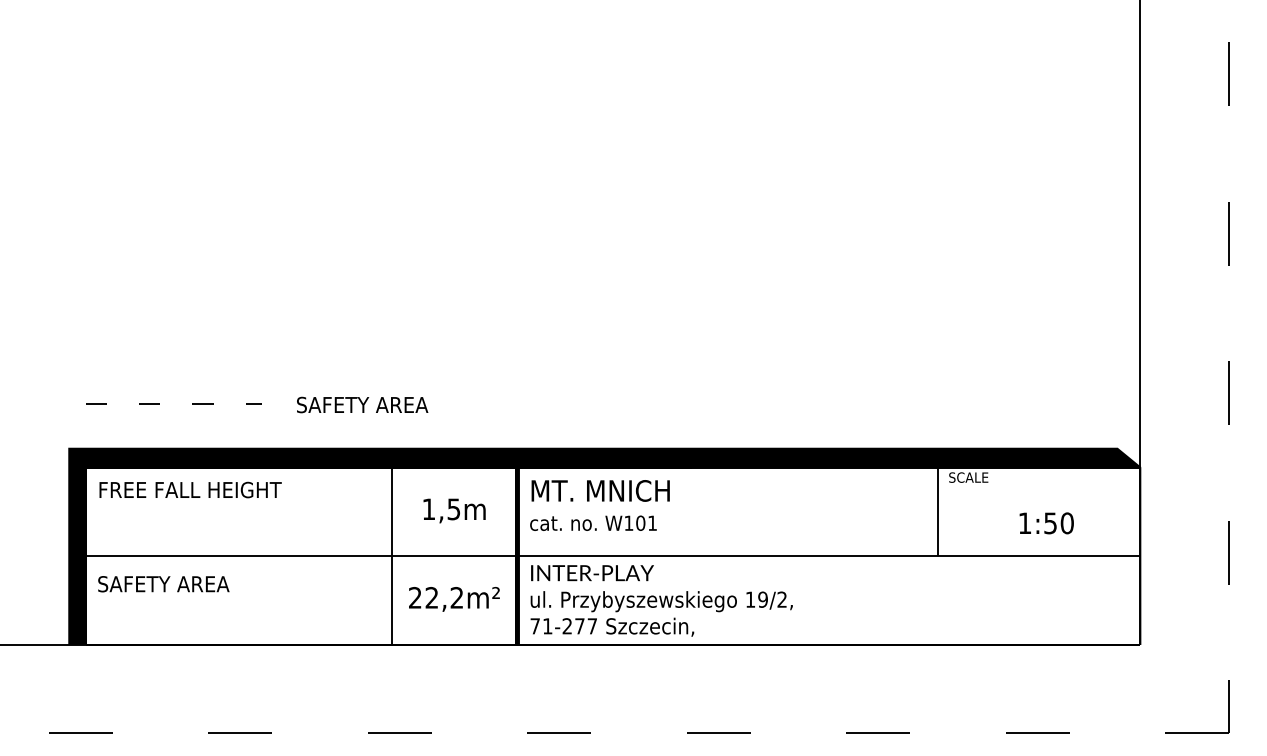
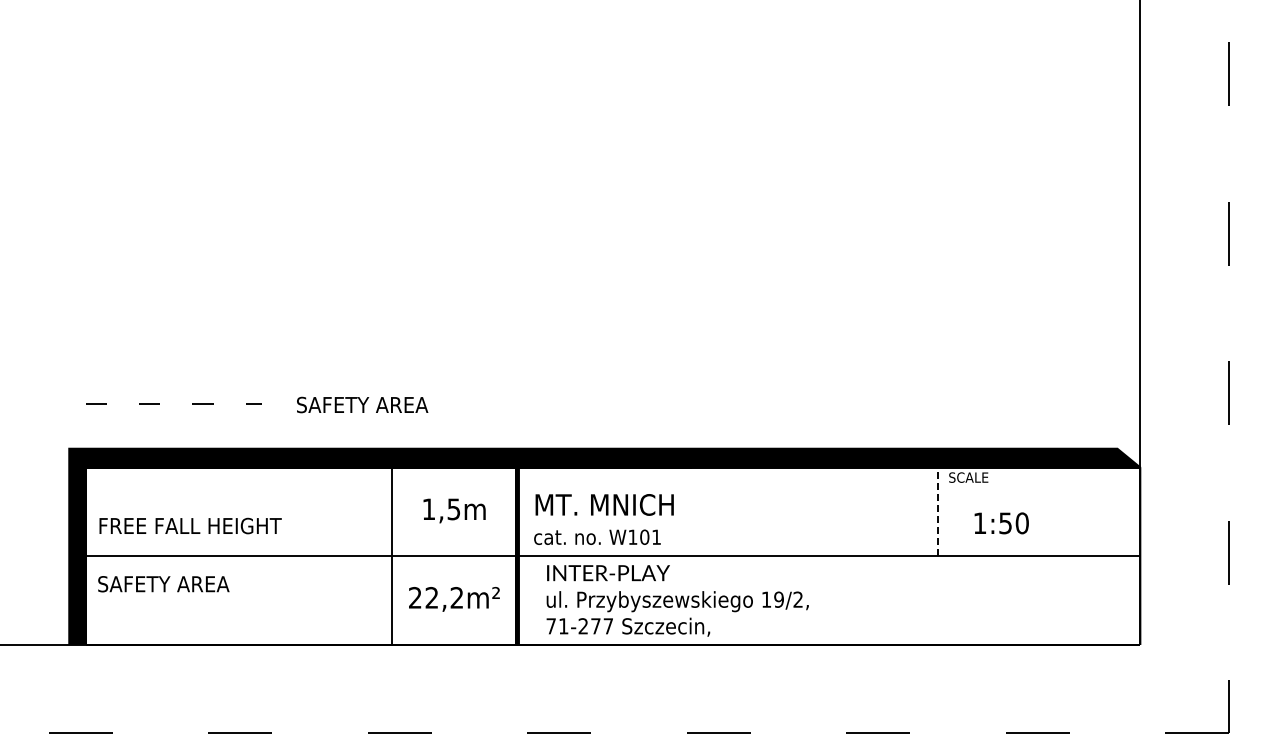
text position: (190, 489) -> (190, 525) (190, 525)
text position: (599, 505) -> (603, 519) (603, 519)
line: solid -> dashed (938, 511)
text position: (1046, 523) -> (1001, 523) (1001, 523)
text position: (661, 600) -> (677, 600) (677, 600)
